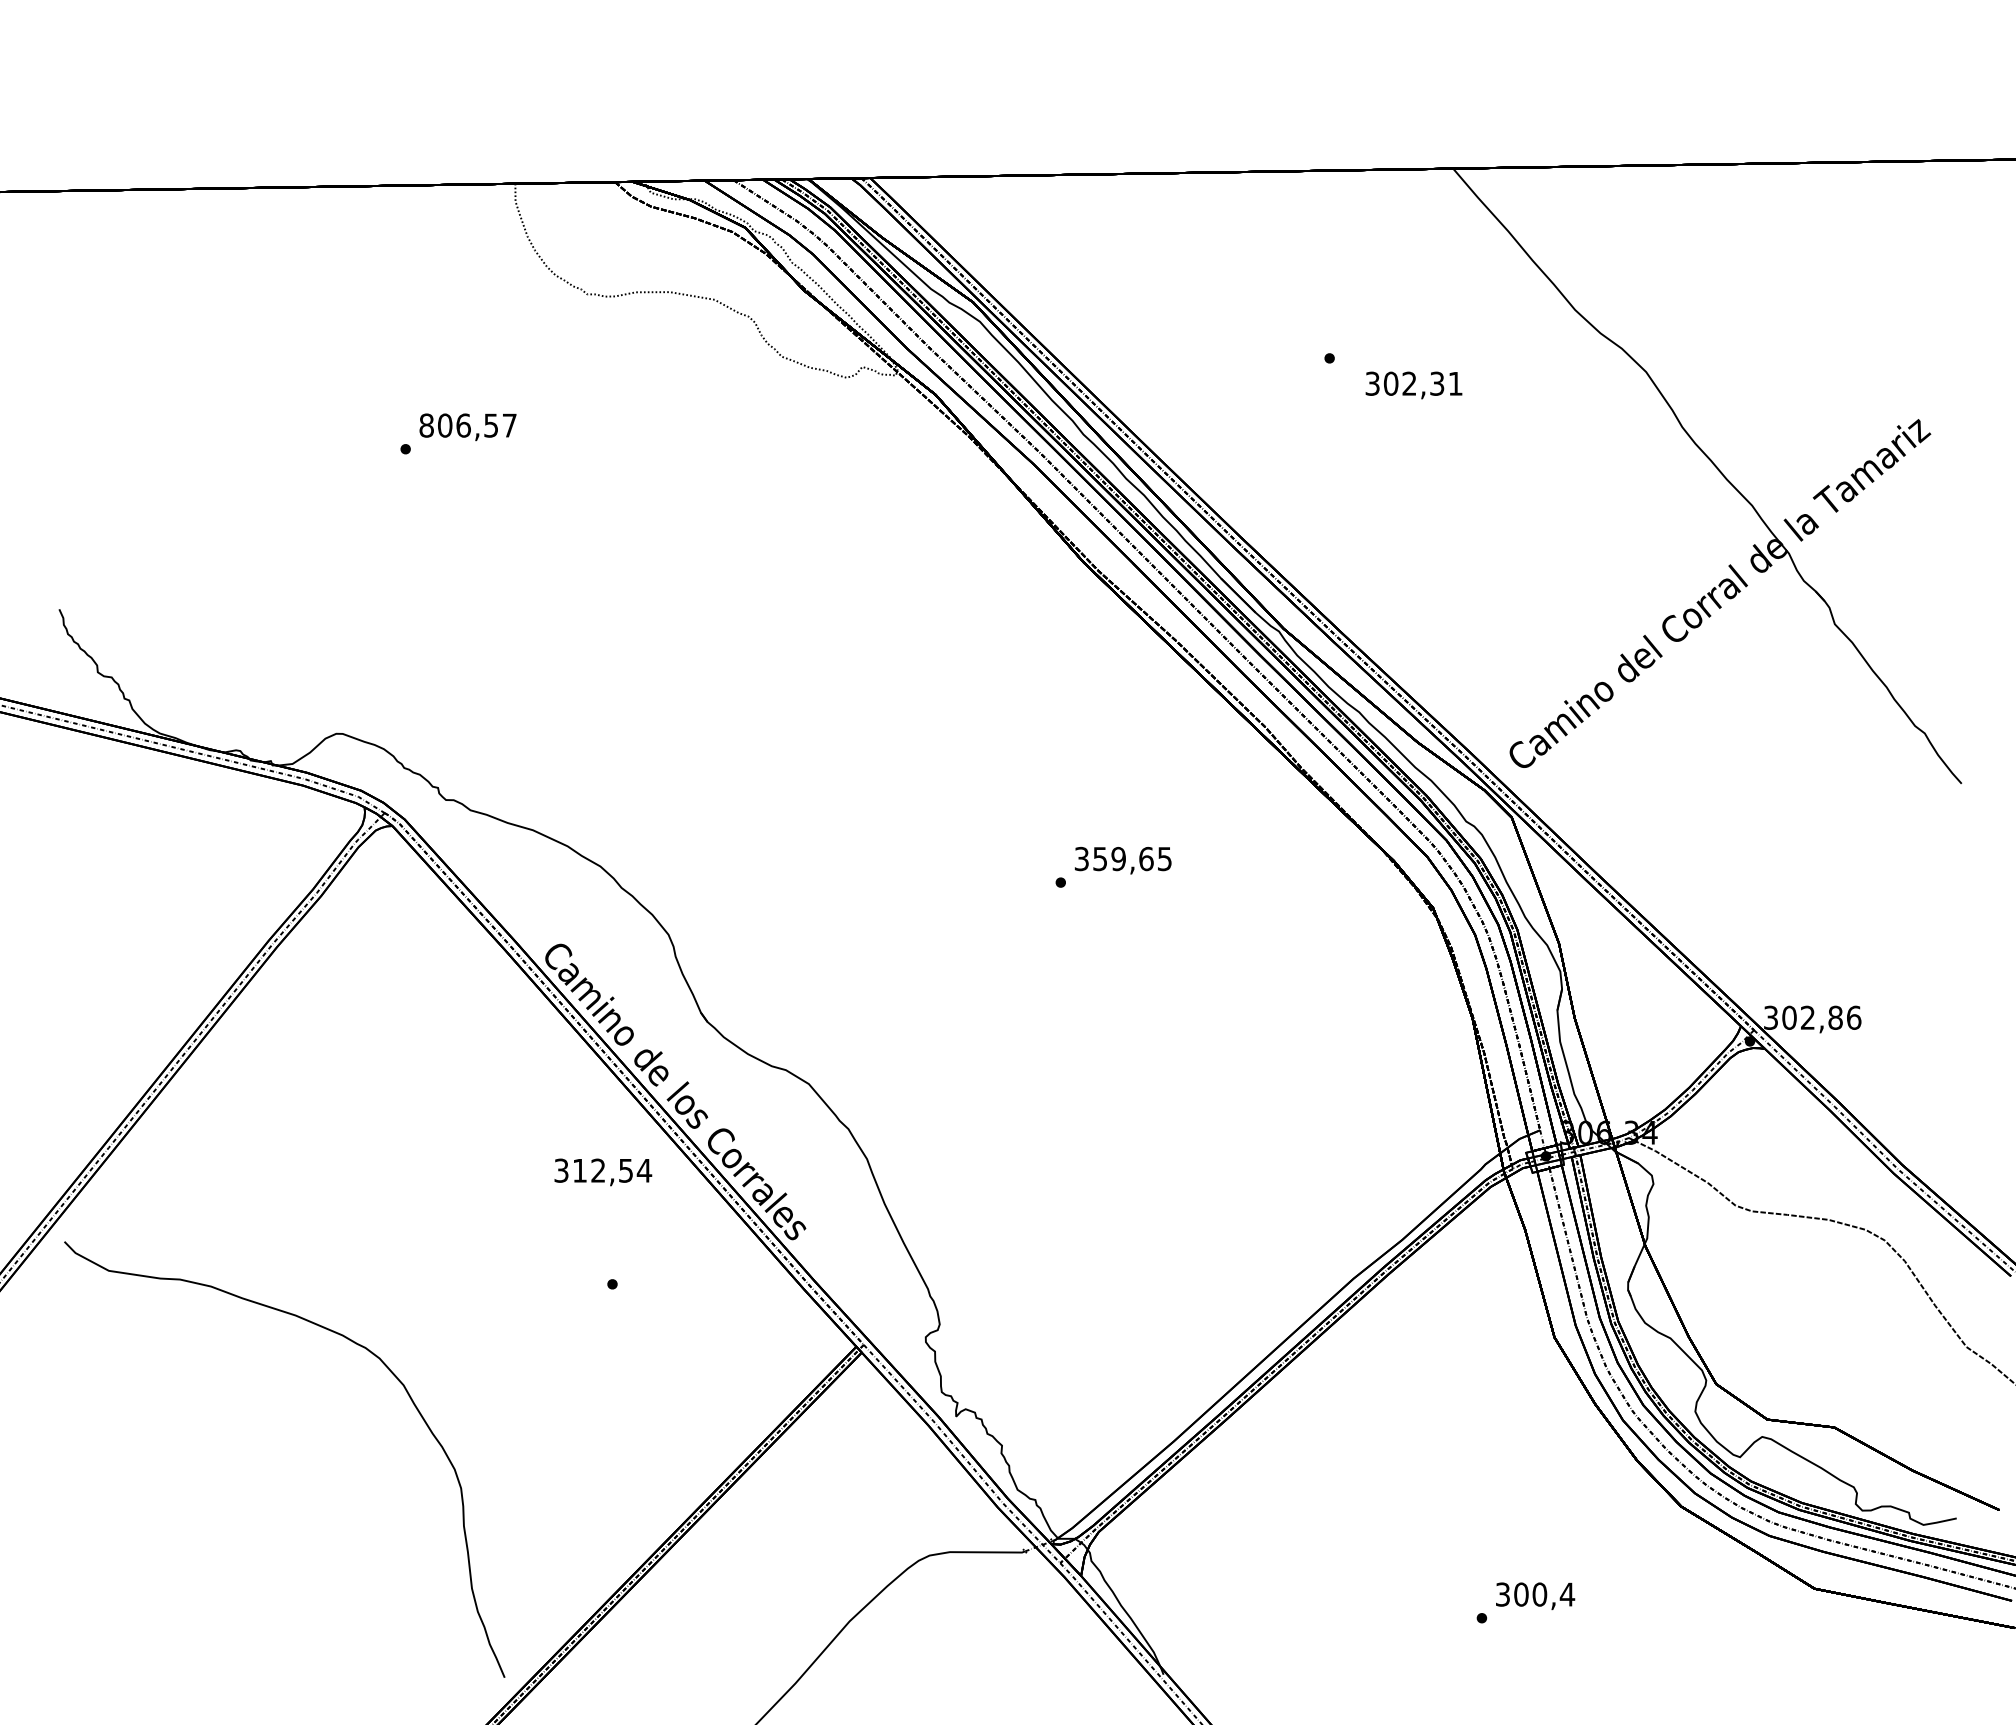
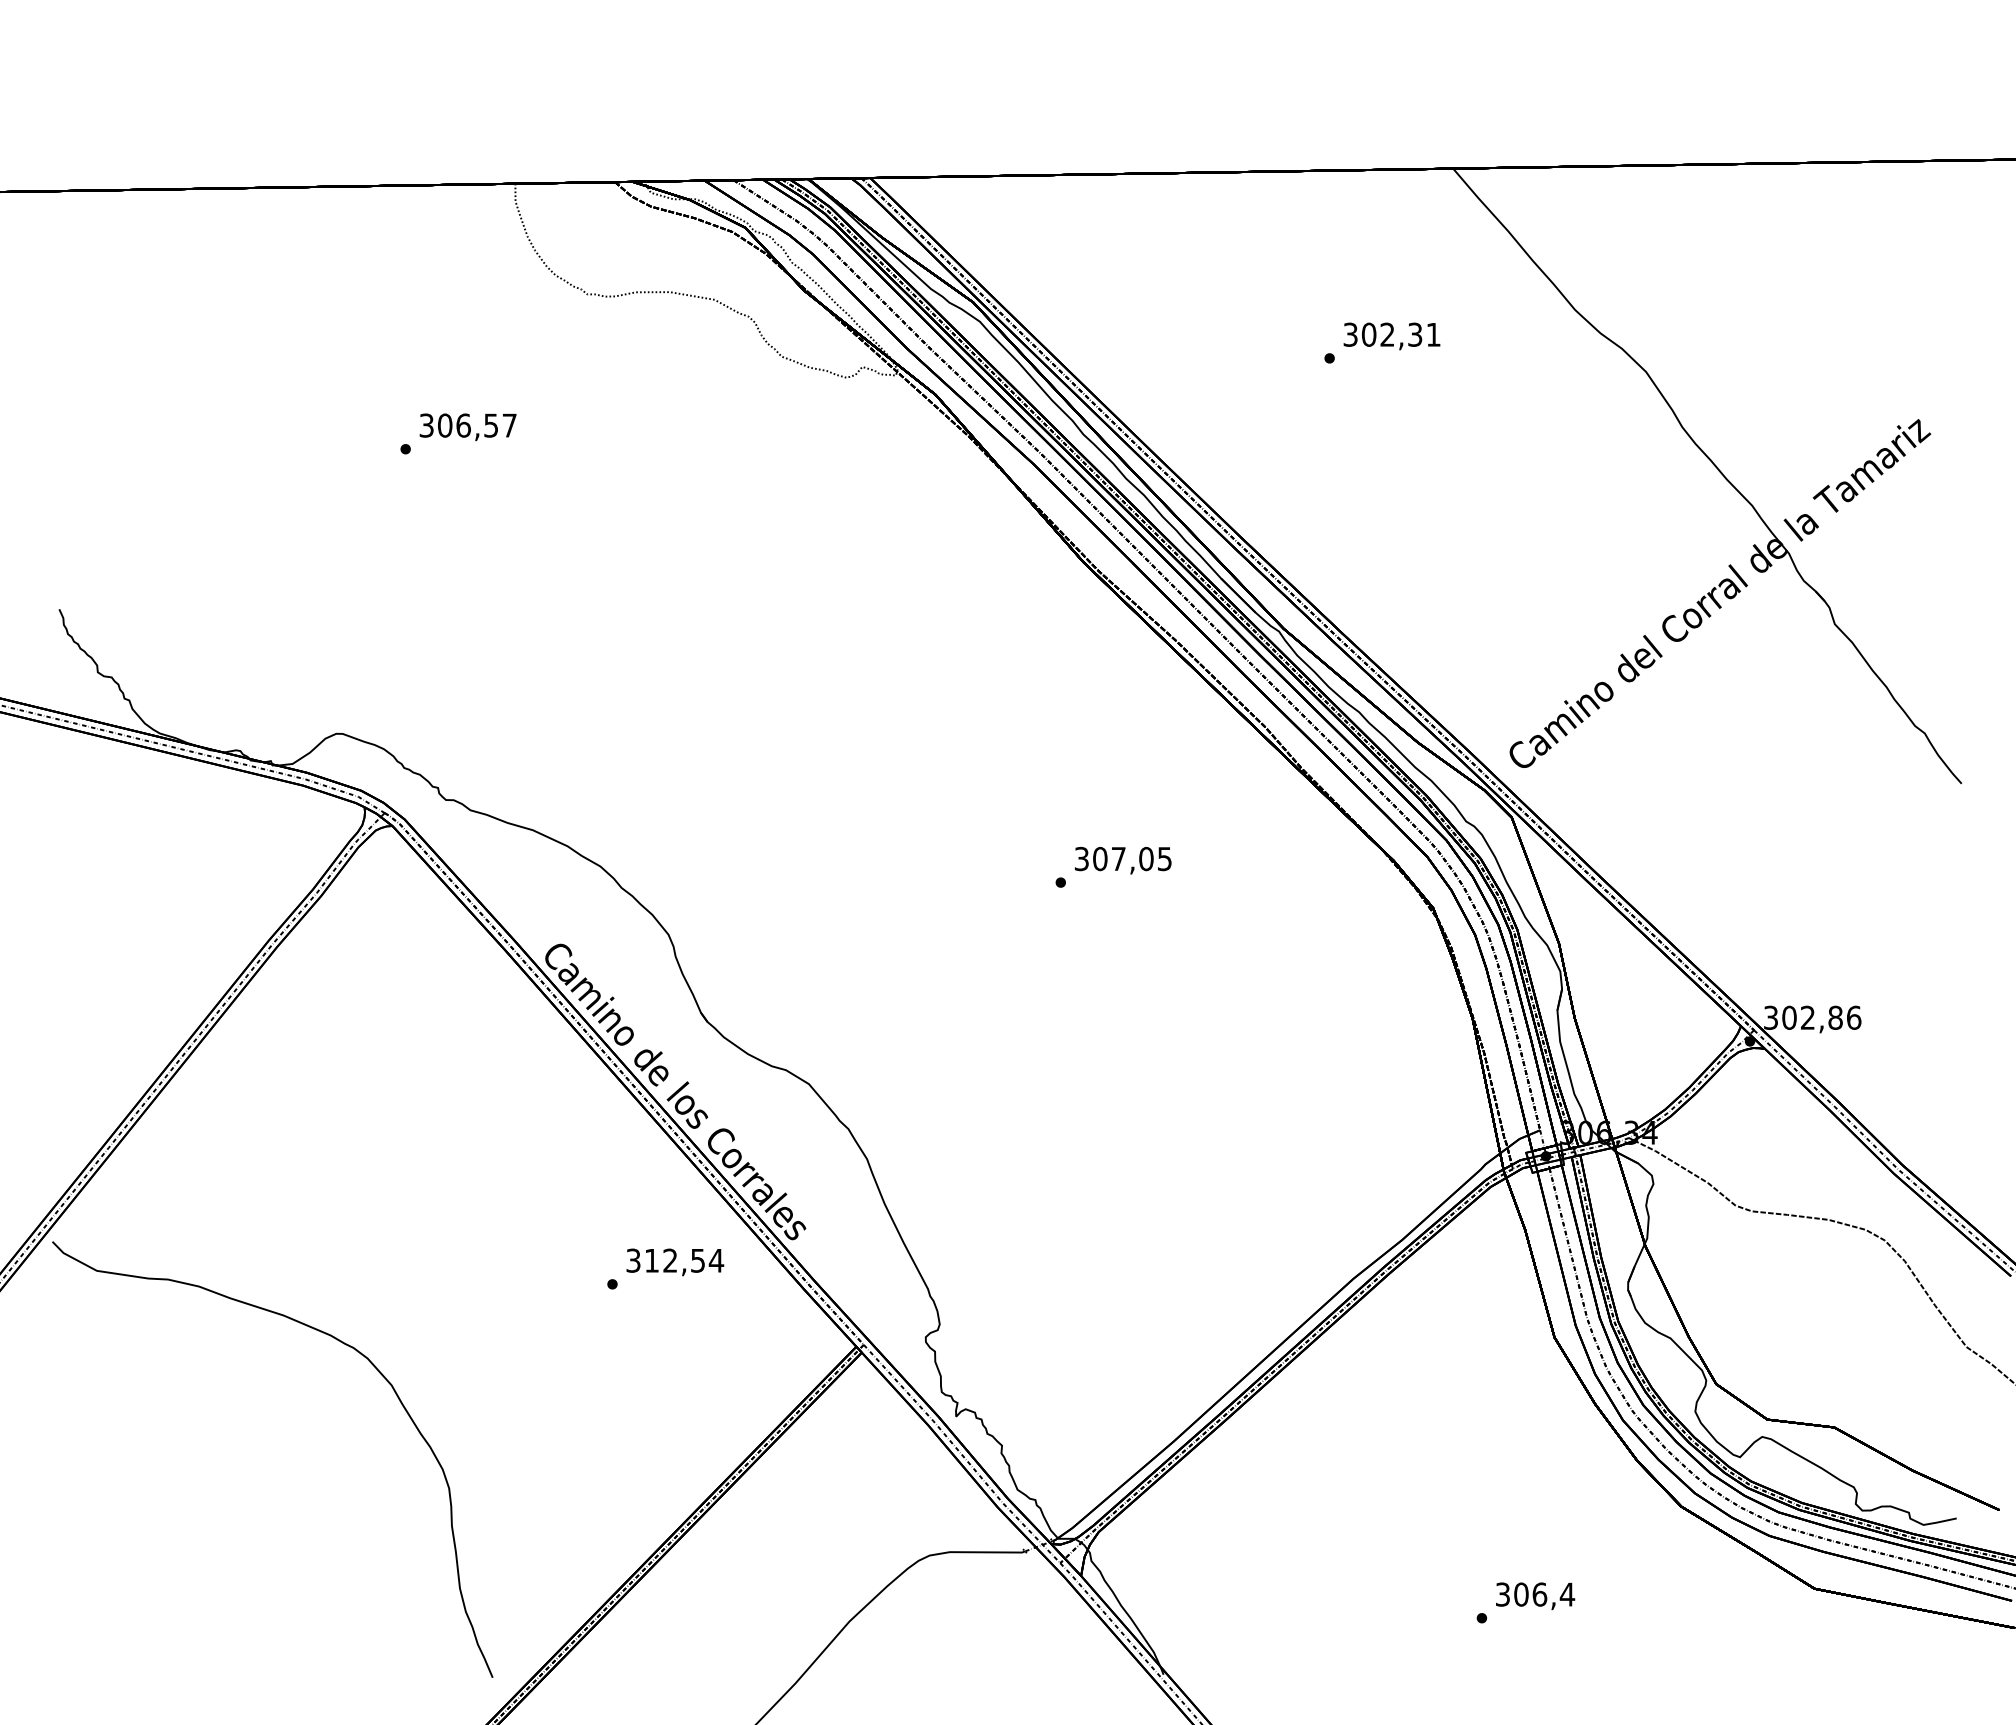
text position: (1413, 385) -> (1391, 336) (1391, 336)
text: 806,57 -> 306,57 (426, 425)
text: 359,65 -> 307,05 (1123, 858)
text position: (603, 1172) -> (675, 1262) (675, 1262)
curve position: (350, 1341) -> (338, 1341) (338, 1341)
text: 300,4 -> 306,4 (1539, 1594)
